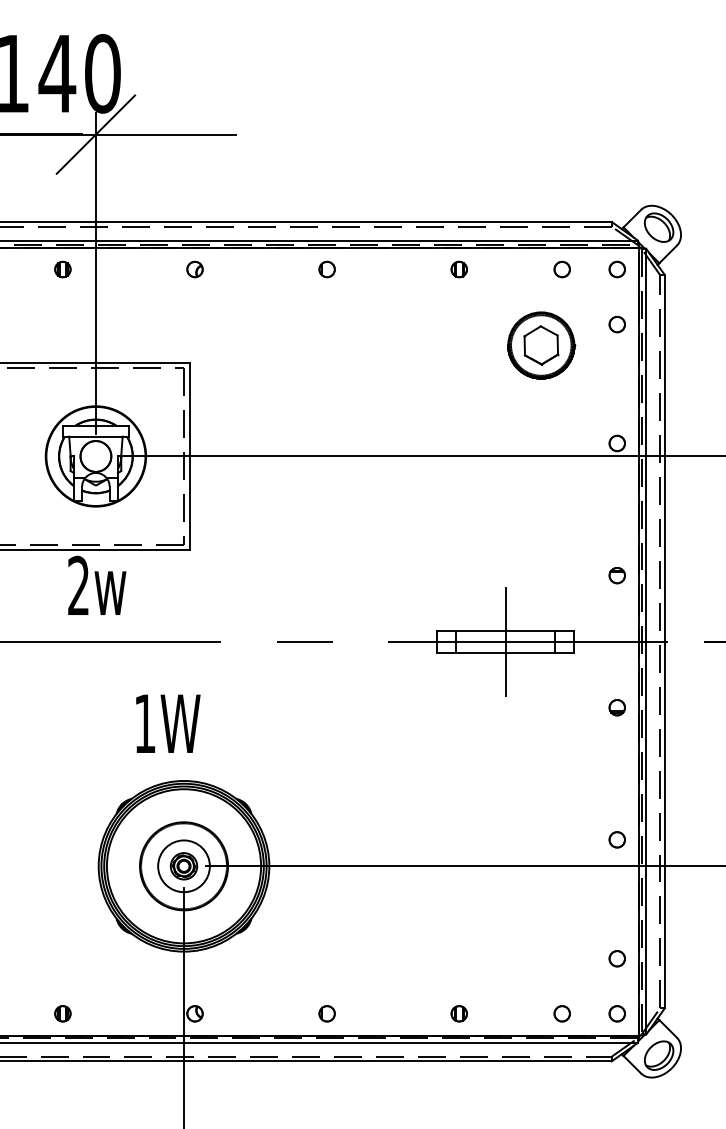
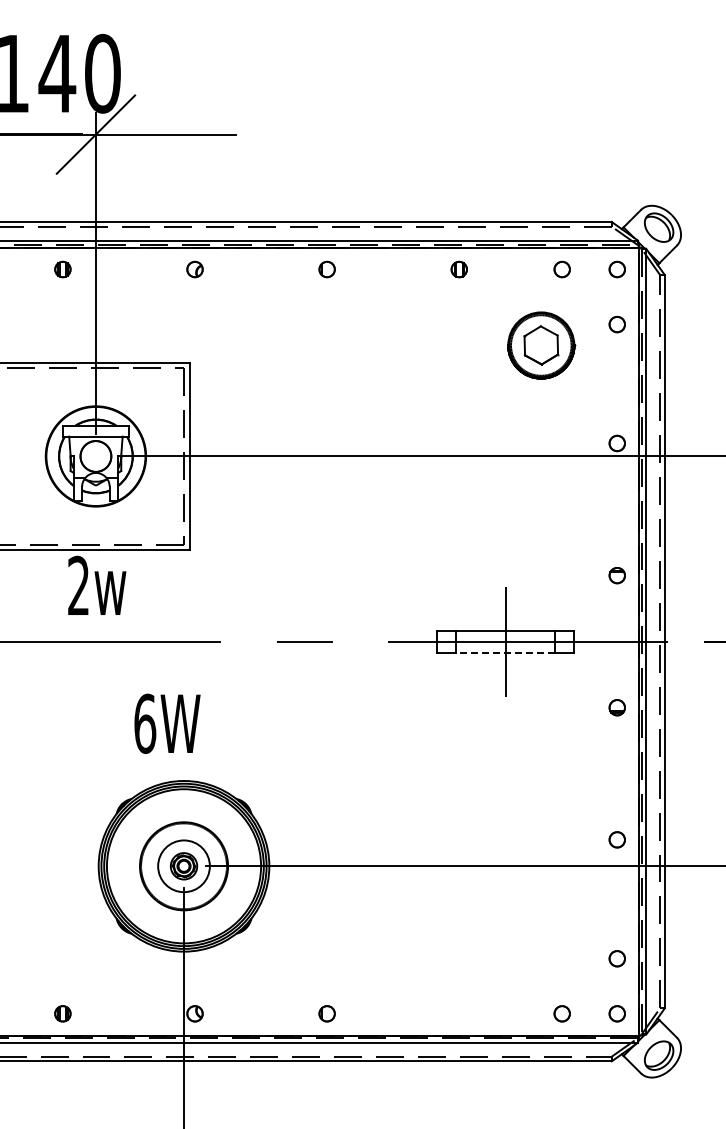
line: solid -> dashed (505, 652)
text: 1W -> 6W (145, 723)
part: present -> none (458, 1013)
